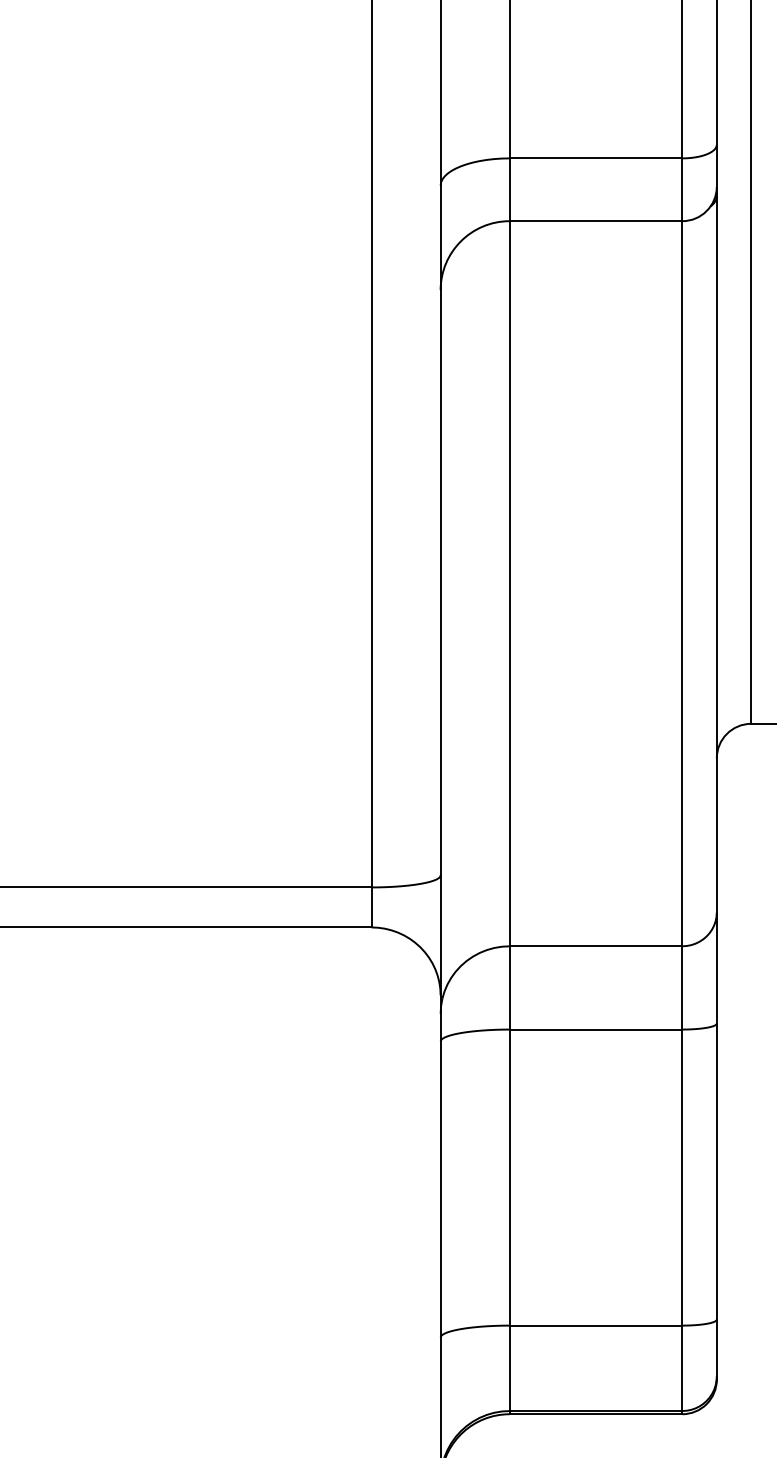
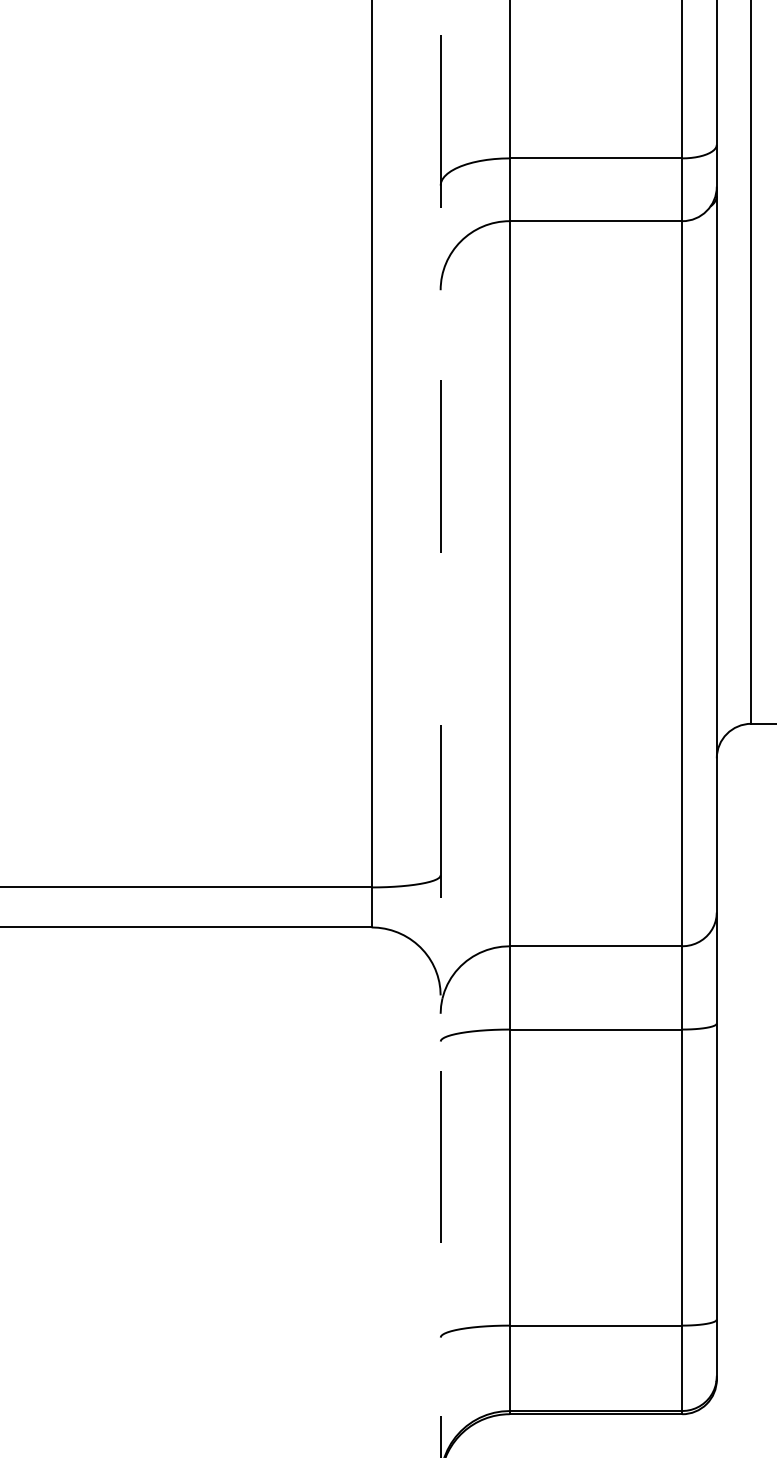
line: solid -> dashed (440, 729)
